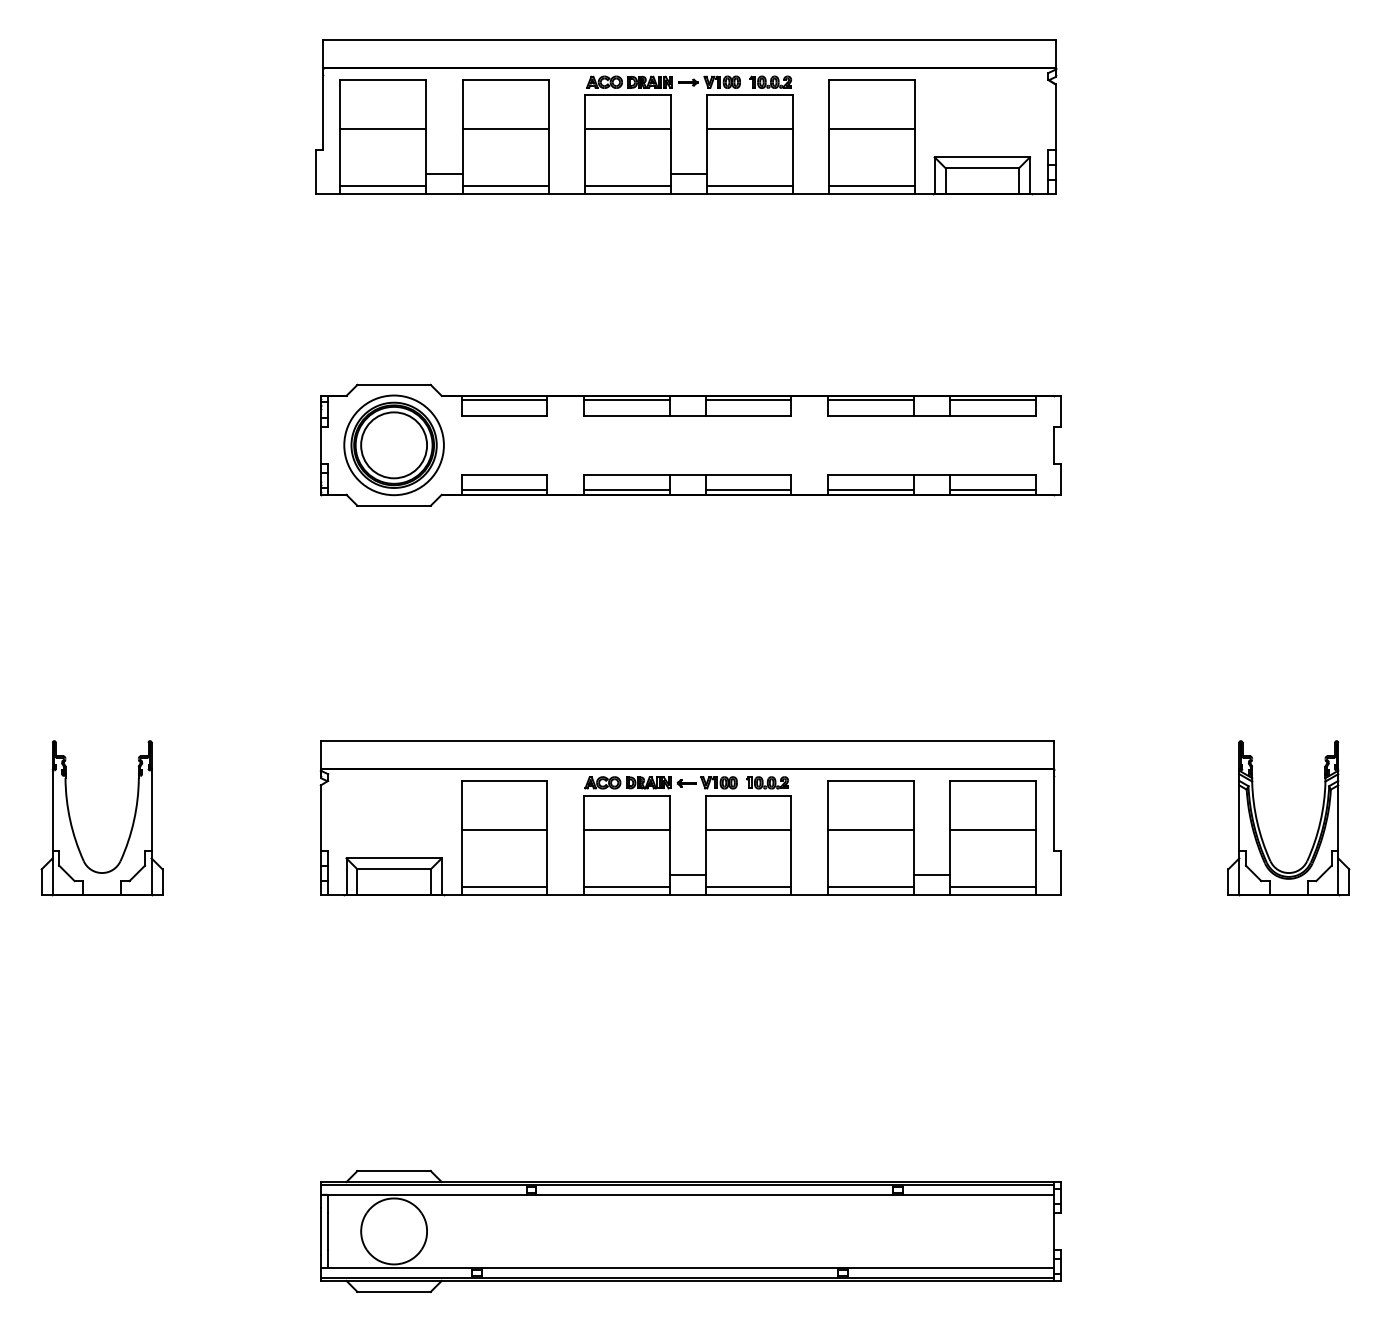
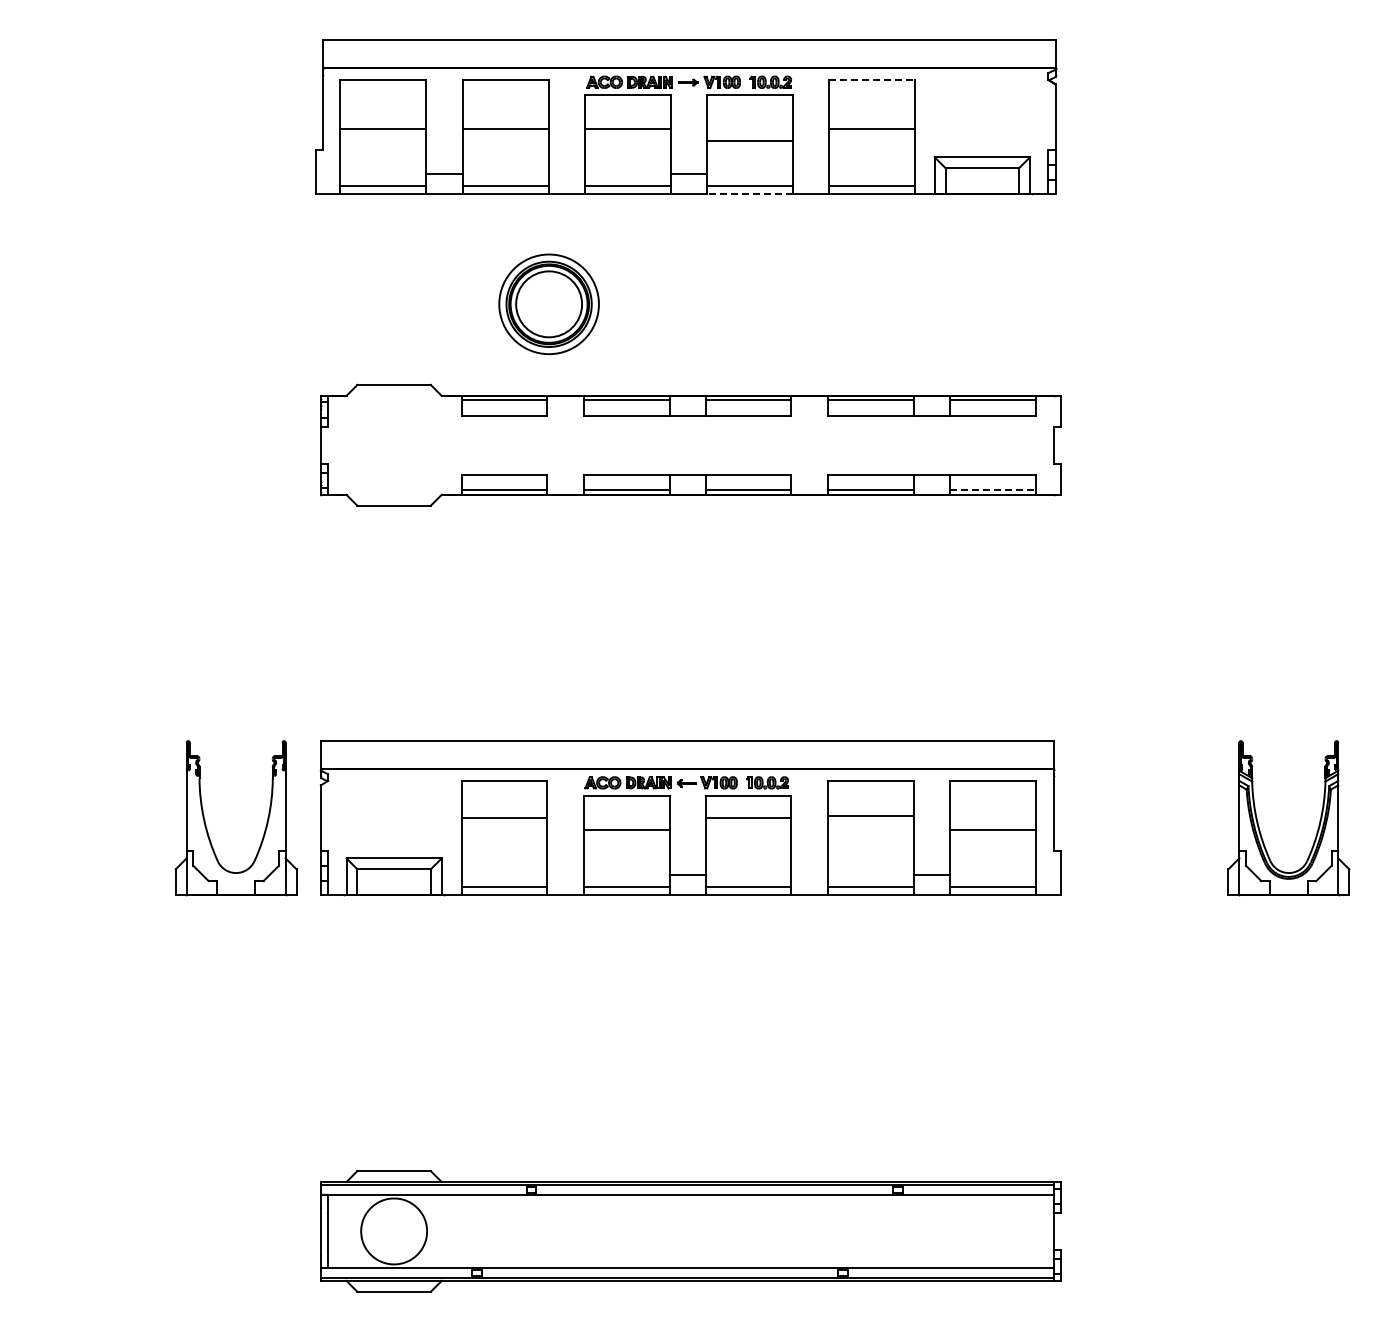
line: solid -> dashed (872, 79)
line position: (749, 129) -> (749, 141) (749, 141)
line: solid -> dashed (749, 193)
part position: (393, 445) -> (548, 304) (548, 304)
line: solid -> dashed (993, 490)
part position: (72, 824) -> (206, 824) (206, 824)
line position: (504, 830) -> (504, 818) (504, 818)
line position: (748, 830) -> (748, 818) (748, 818)
line position: (870, 830) -> (870, 816) (870, 816)
